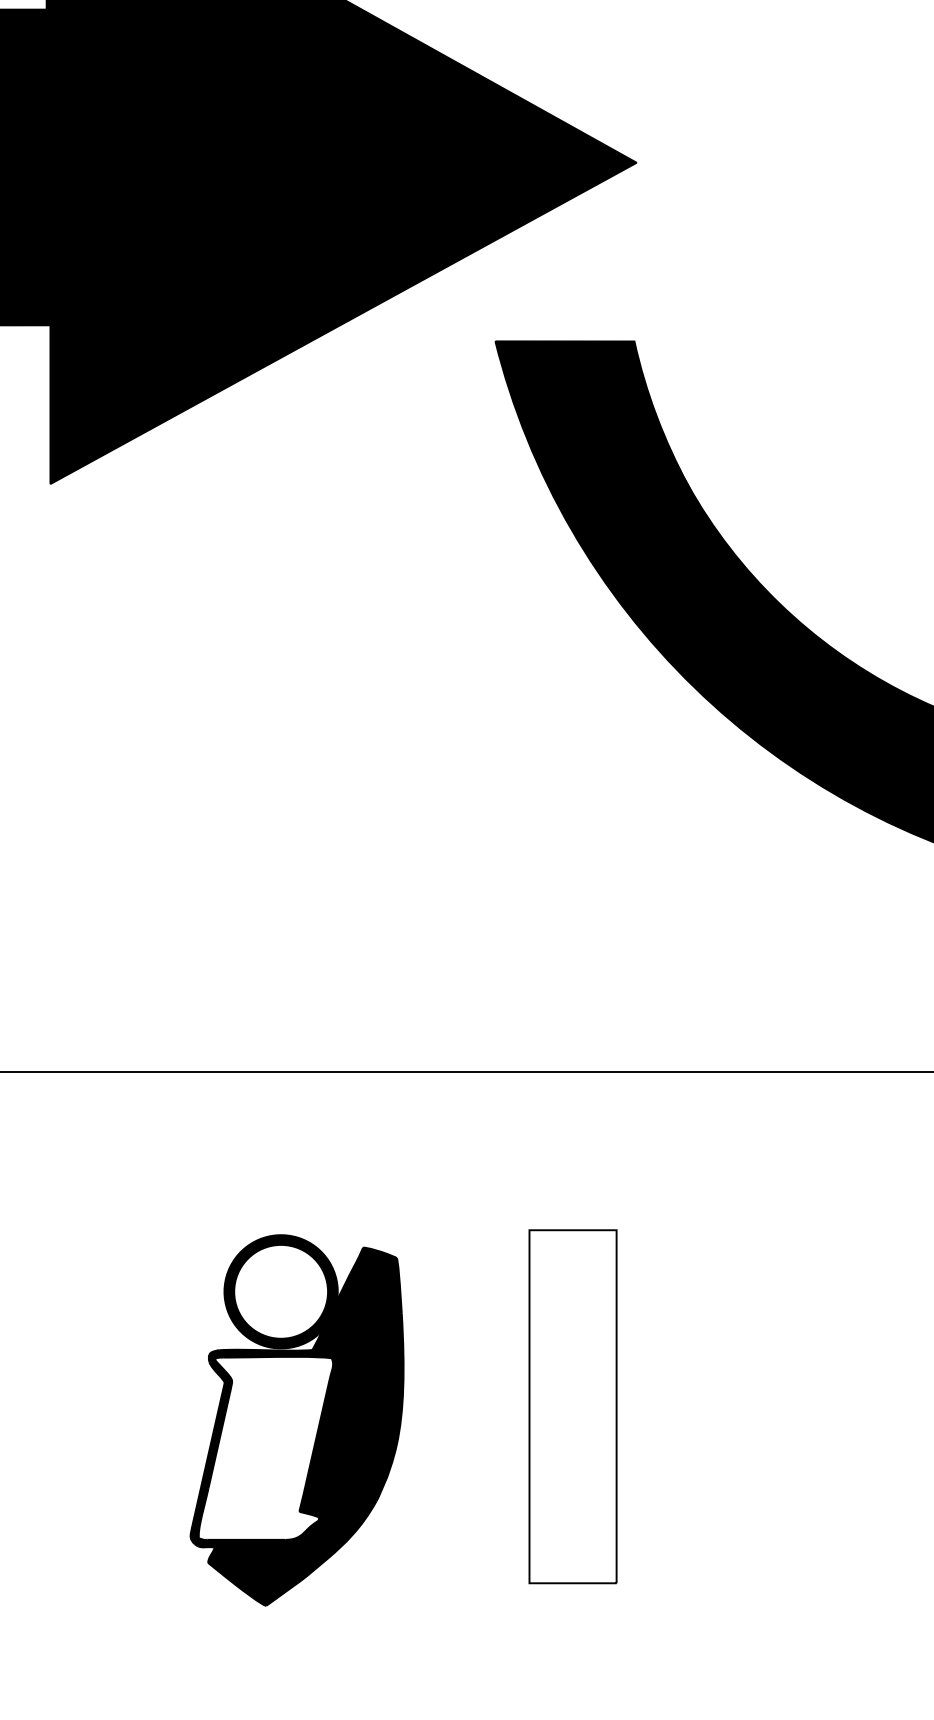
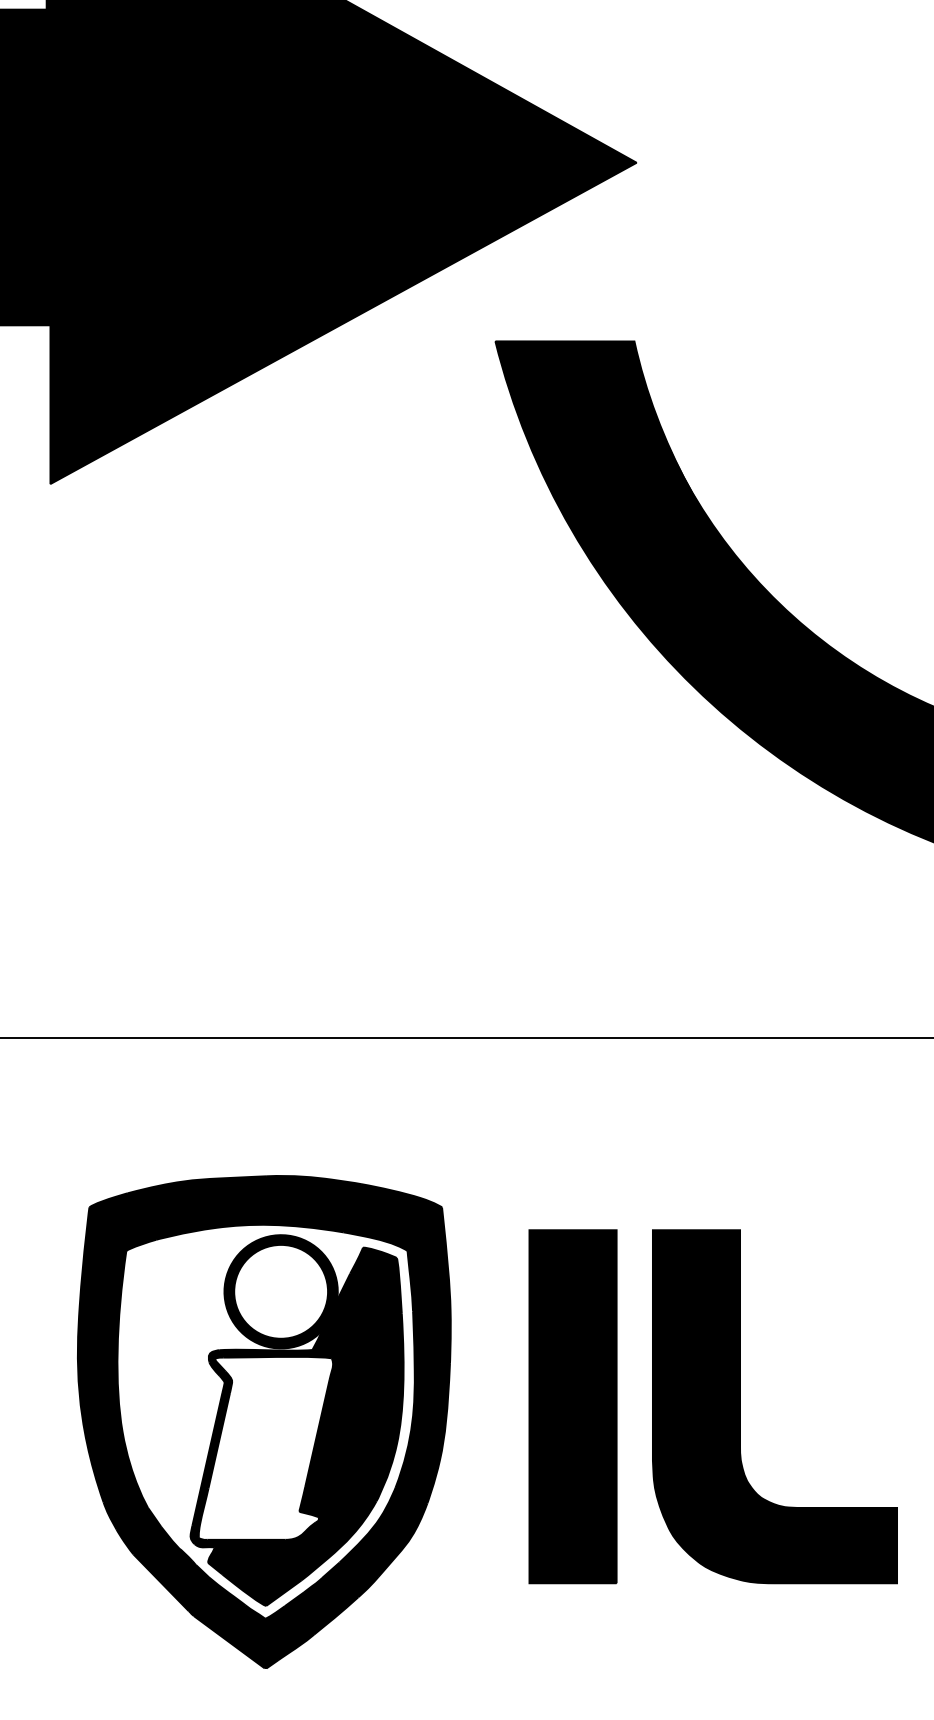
line position: (466, 1072) -> (466, 1038) (466, 1038)
fill: none -> present (572, 1406)
part: none -> present (740, 1406)
part: none -> present (264, 1421)
